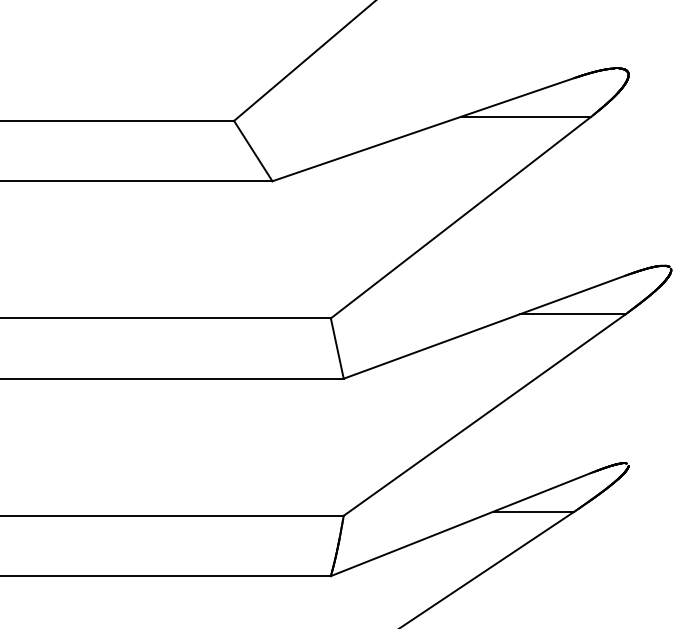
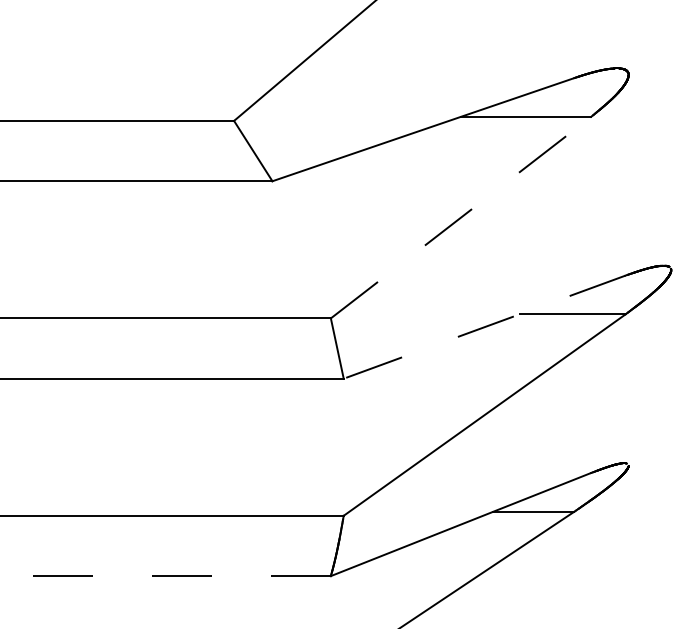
line: solid -> dashed (460, 217)
line: solid -> dashed (484, 327)
line: solid -> dashed (165, 576)
